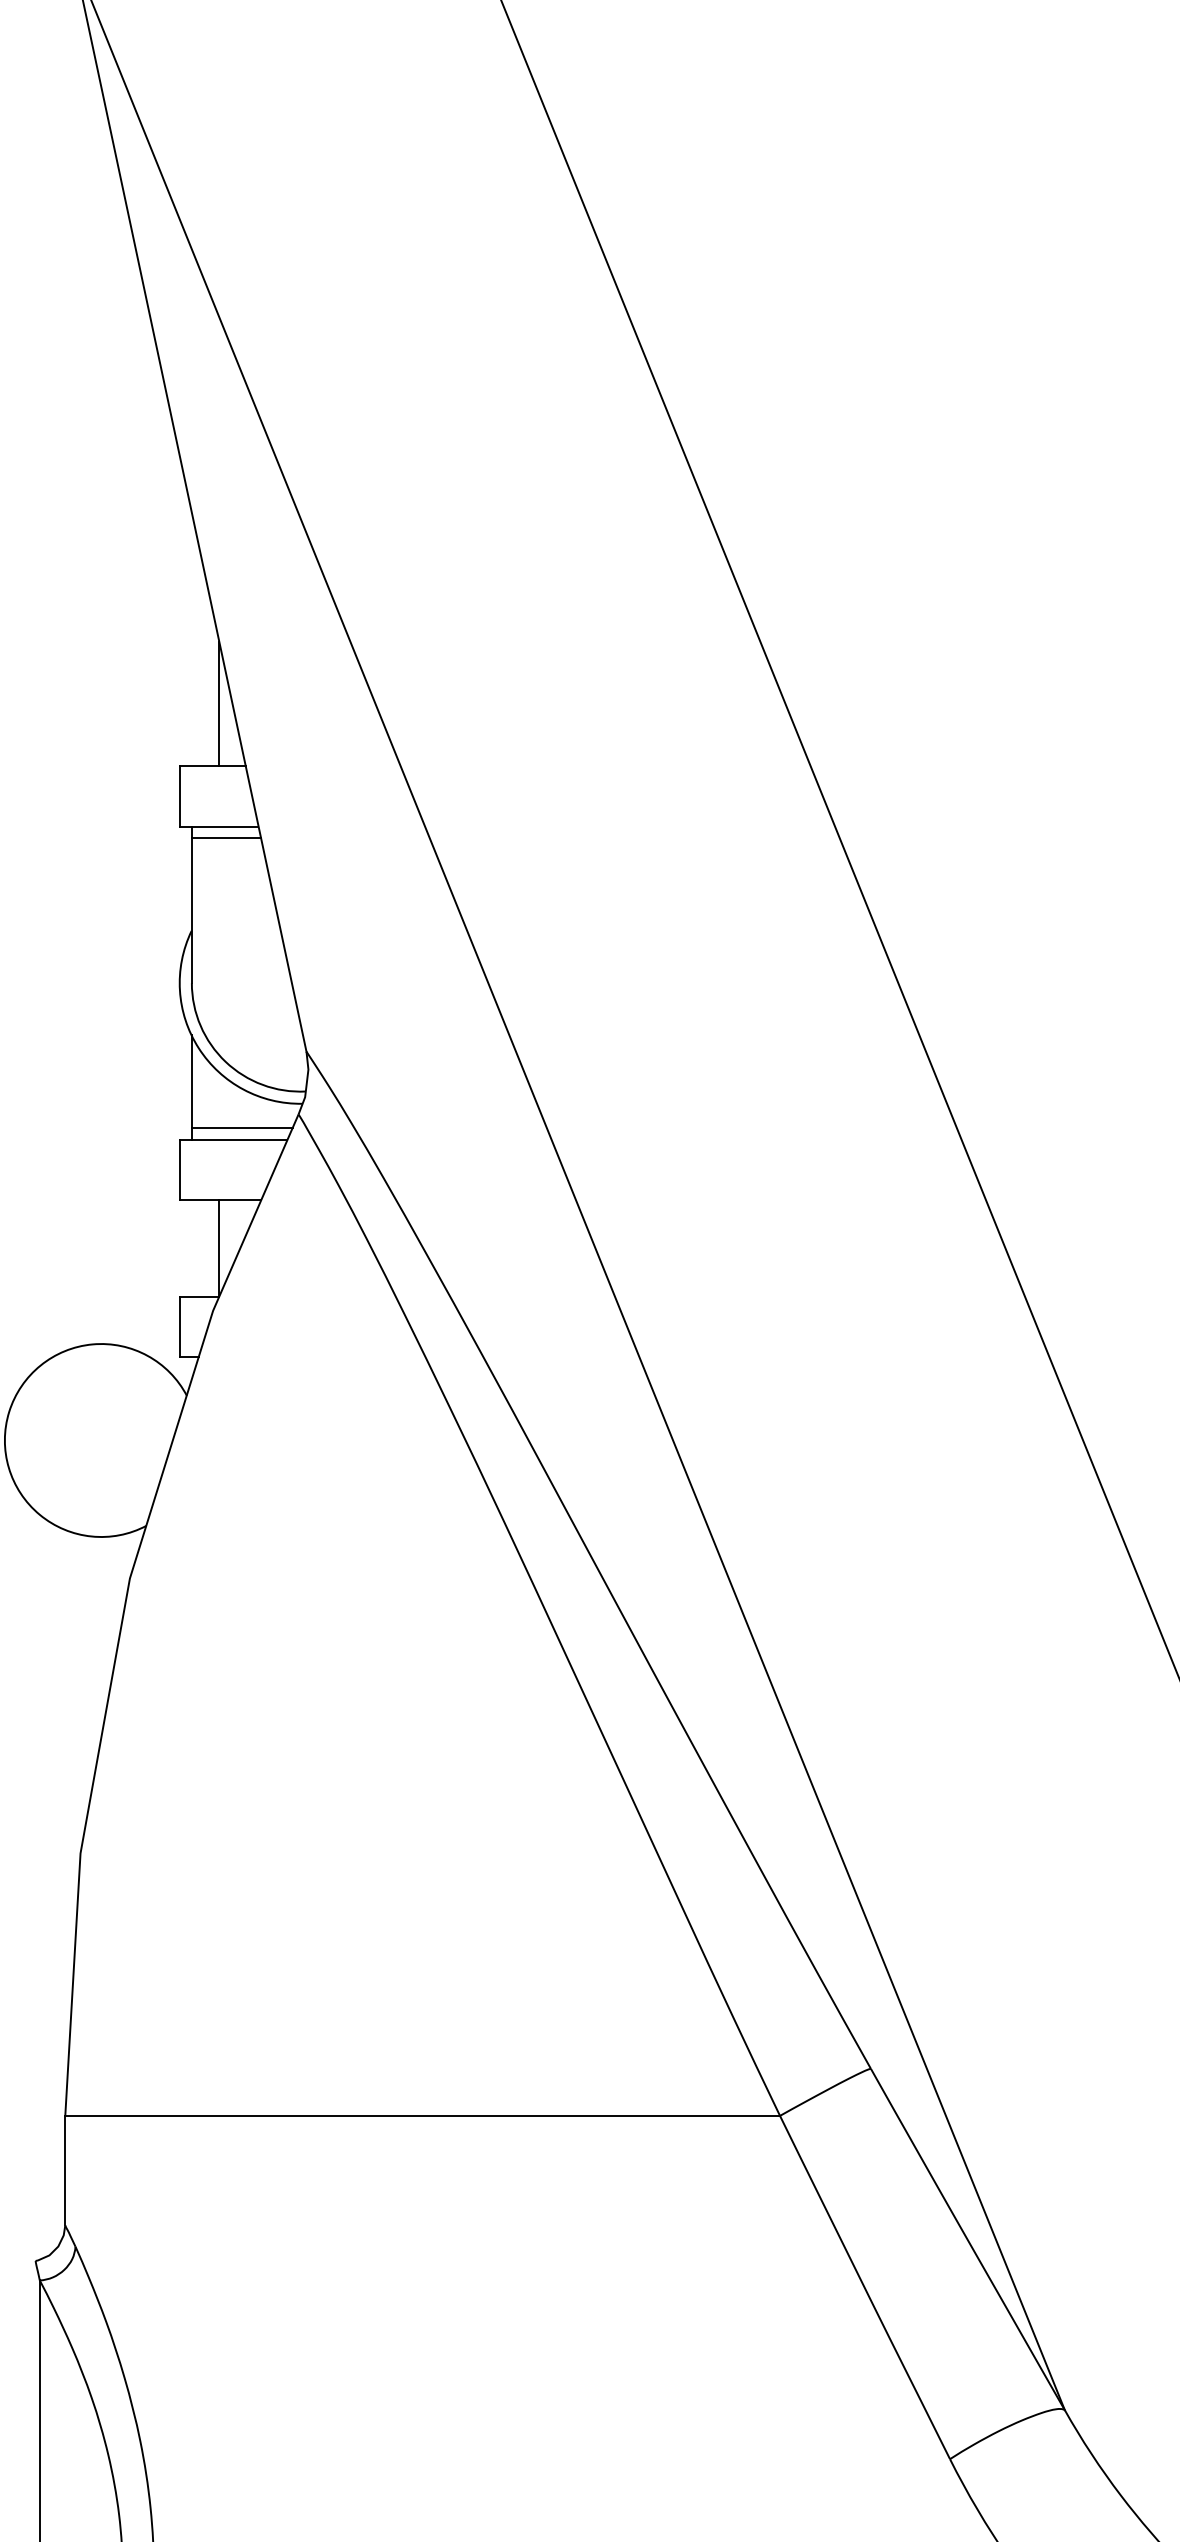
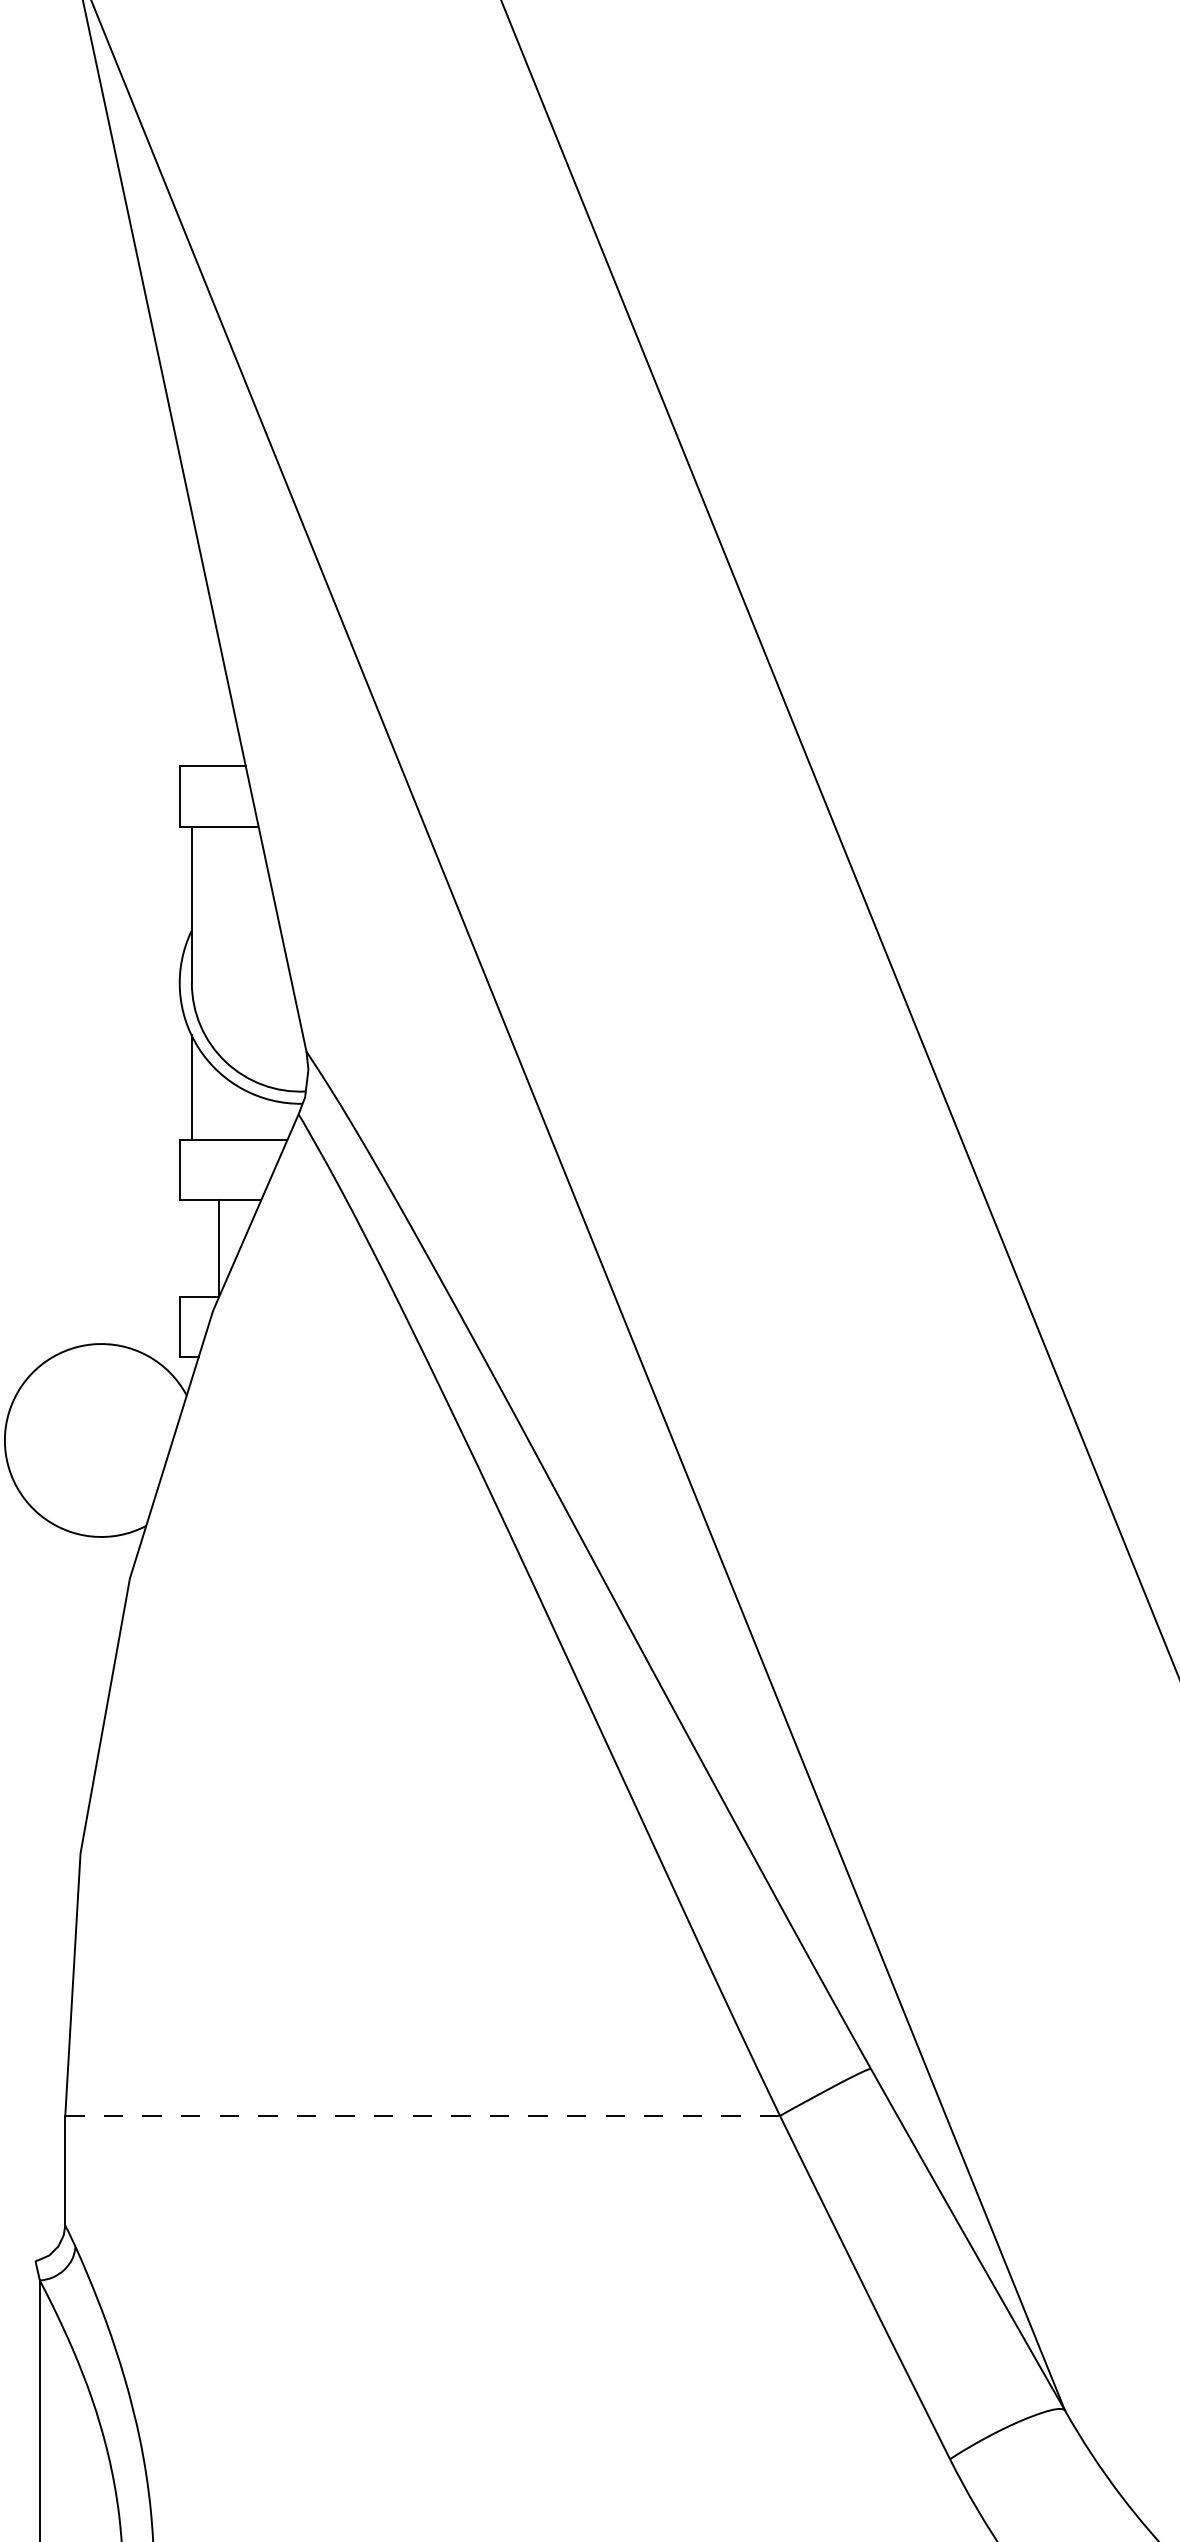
line: present -> none (219, 704)
line: present -> none (226, 838)
line: present -> none (241, 1127)
line: solid -> dashed (423, 2115)
